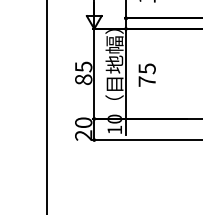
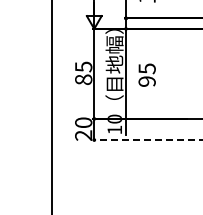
text: 75 -> 95 (146, 81)
line position: (46, 106) -> (51, 106) (51, 106)
line: solid -> dashed (147, 140)
